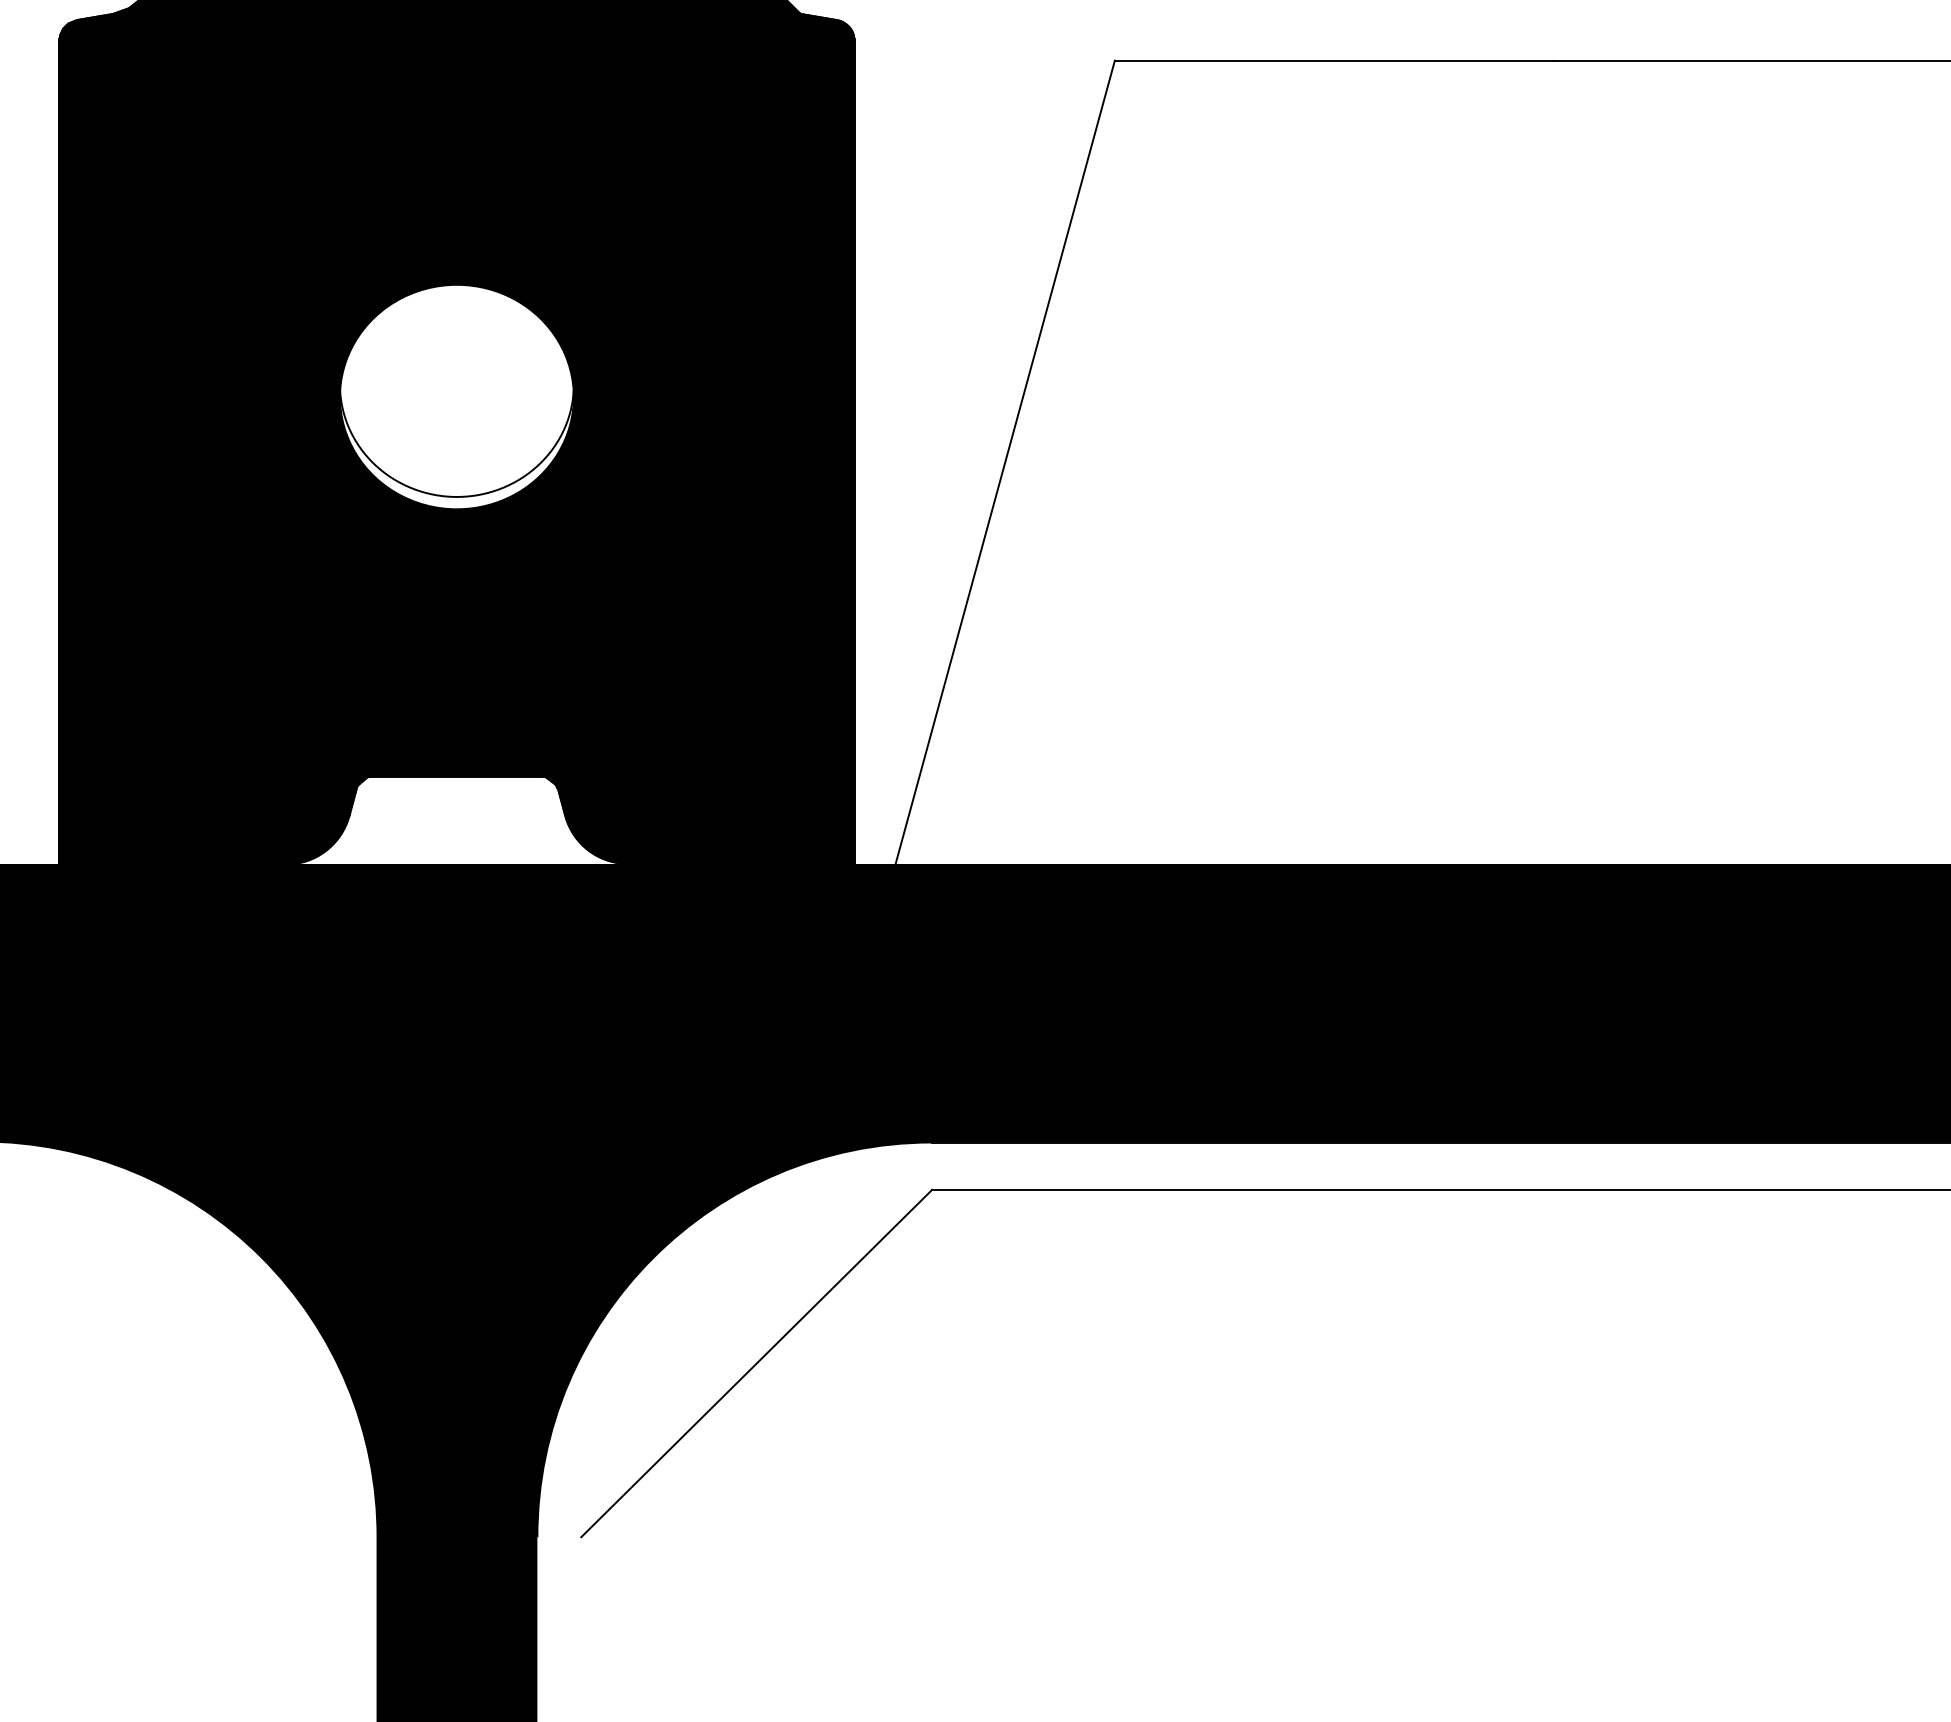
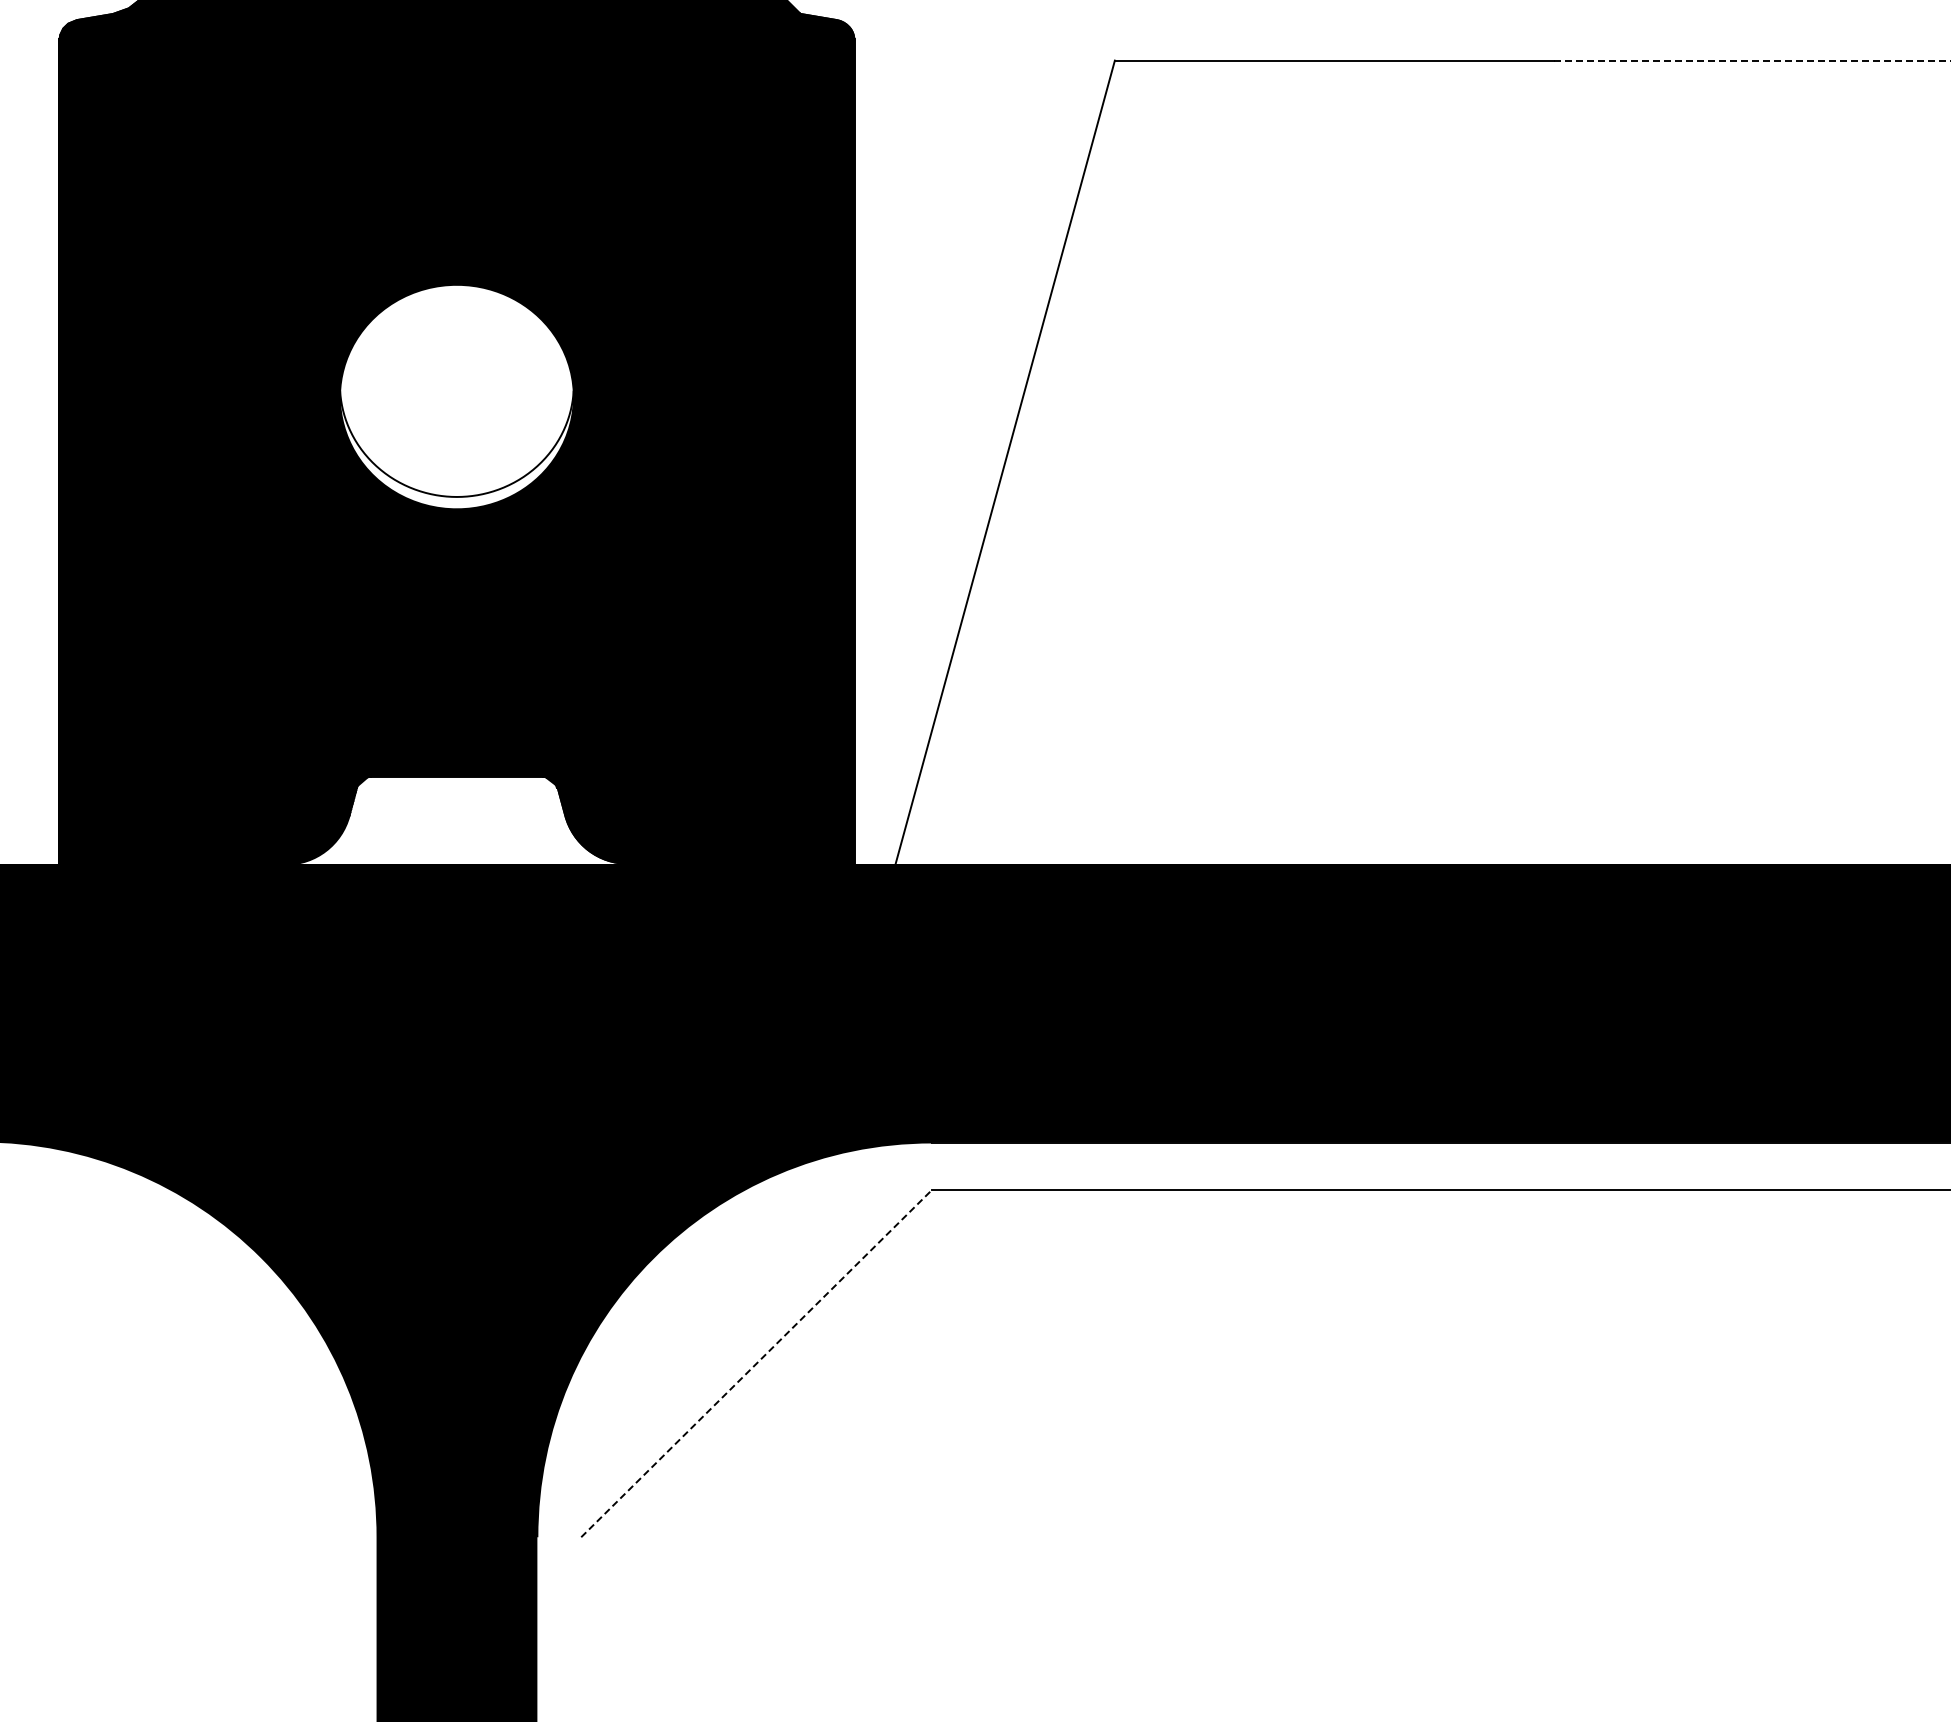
line: solid -> dashed (1752, 60)
line: solid -> dashed (756, 1363)
